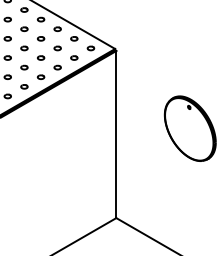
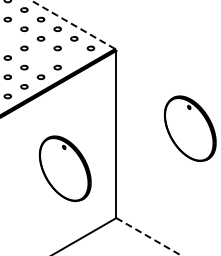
line: solid -> dashed (72, 24)
part: present -> none (7, 38)
part: present -> none (41, 57)
part: present -> none (74, 57)
part: none -> present (64, 168)
line: solid -> dashed (149, 237)
